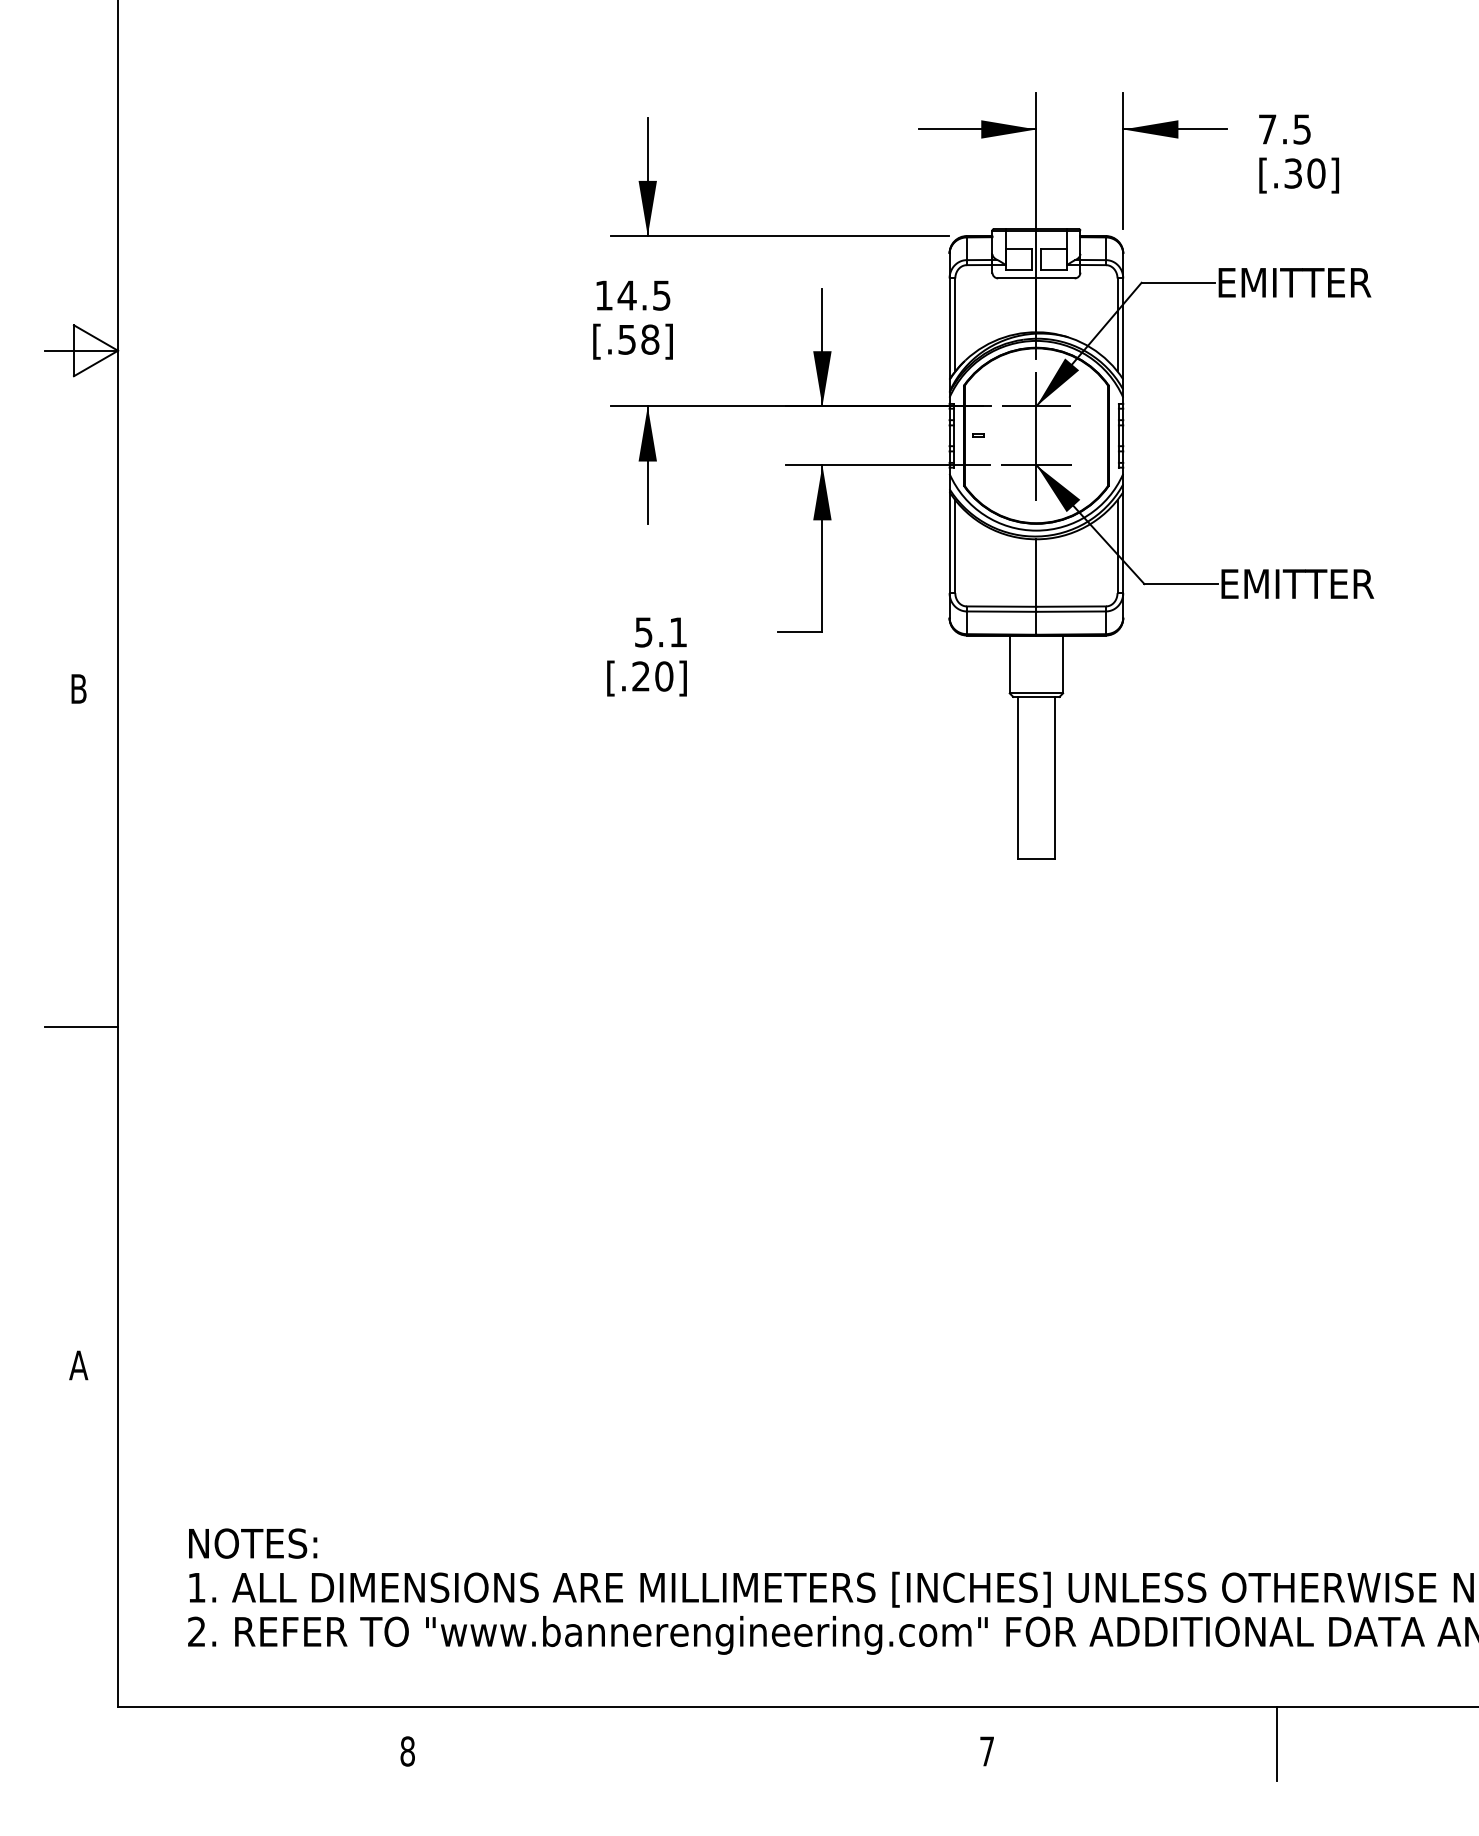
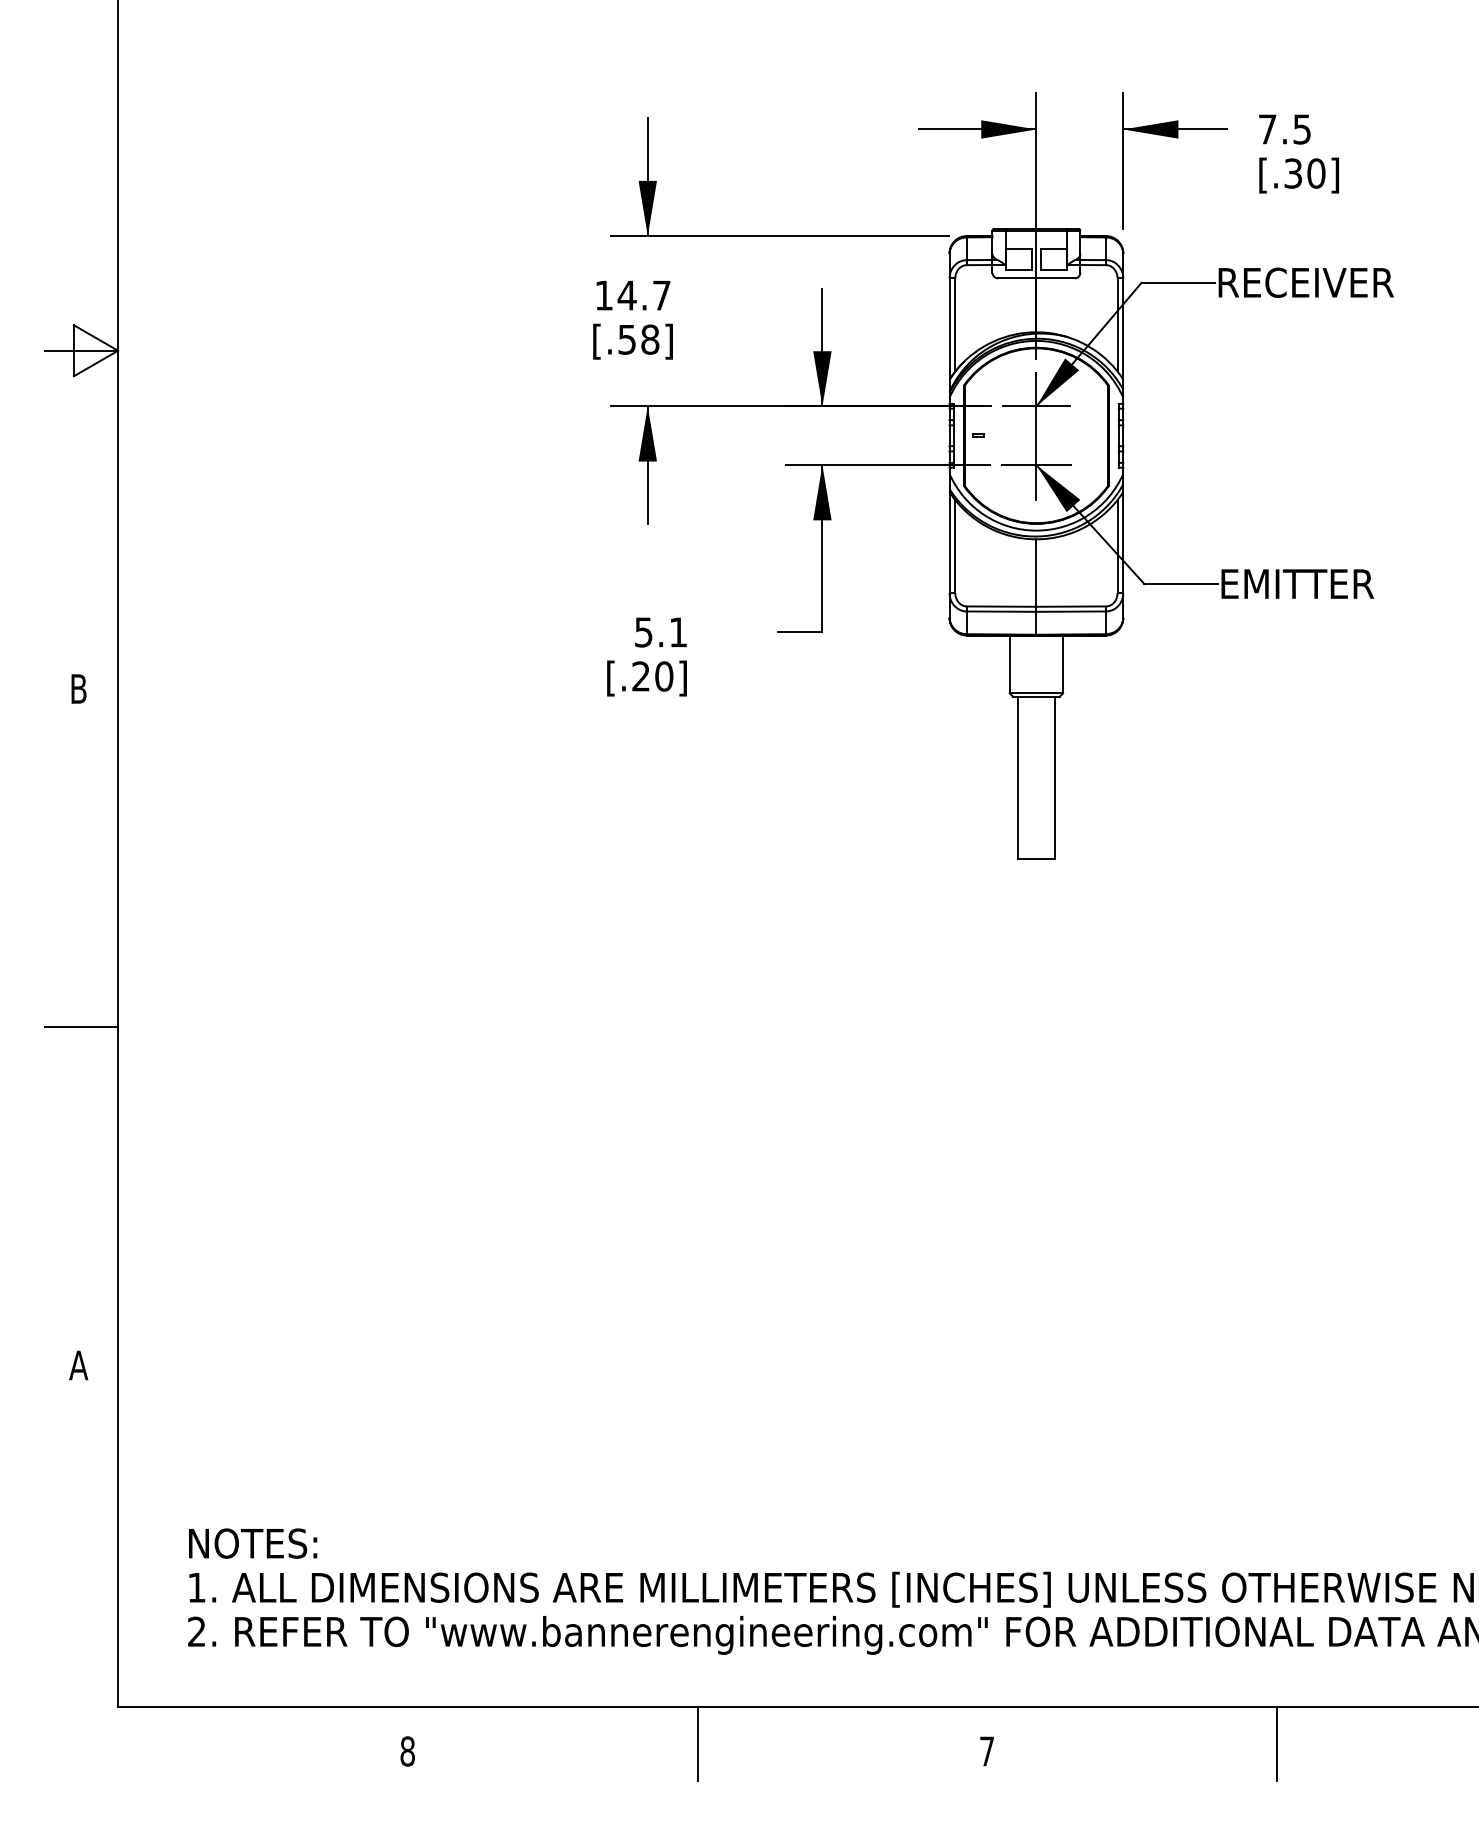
text: EMITTER -> RECEIVER (1307, 282)
text: 14.5 -> 14.7 (661, 295)
line: none -> present (697, 1743)
